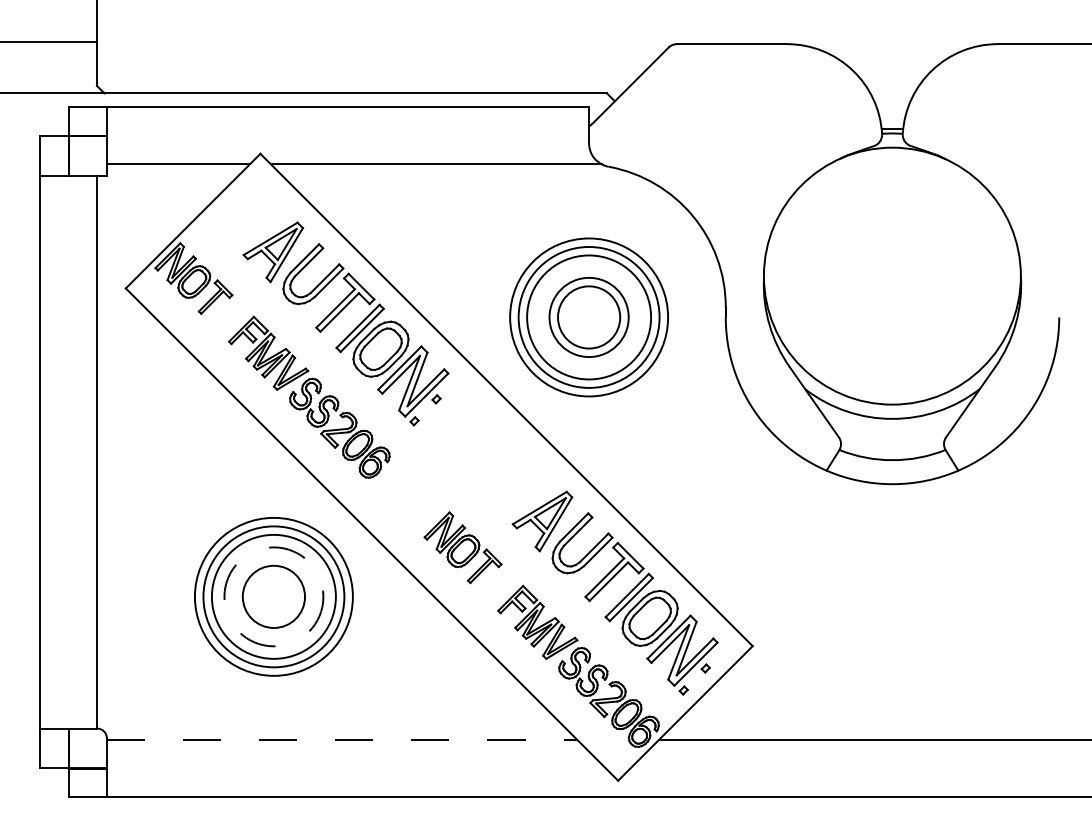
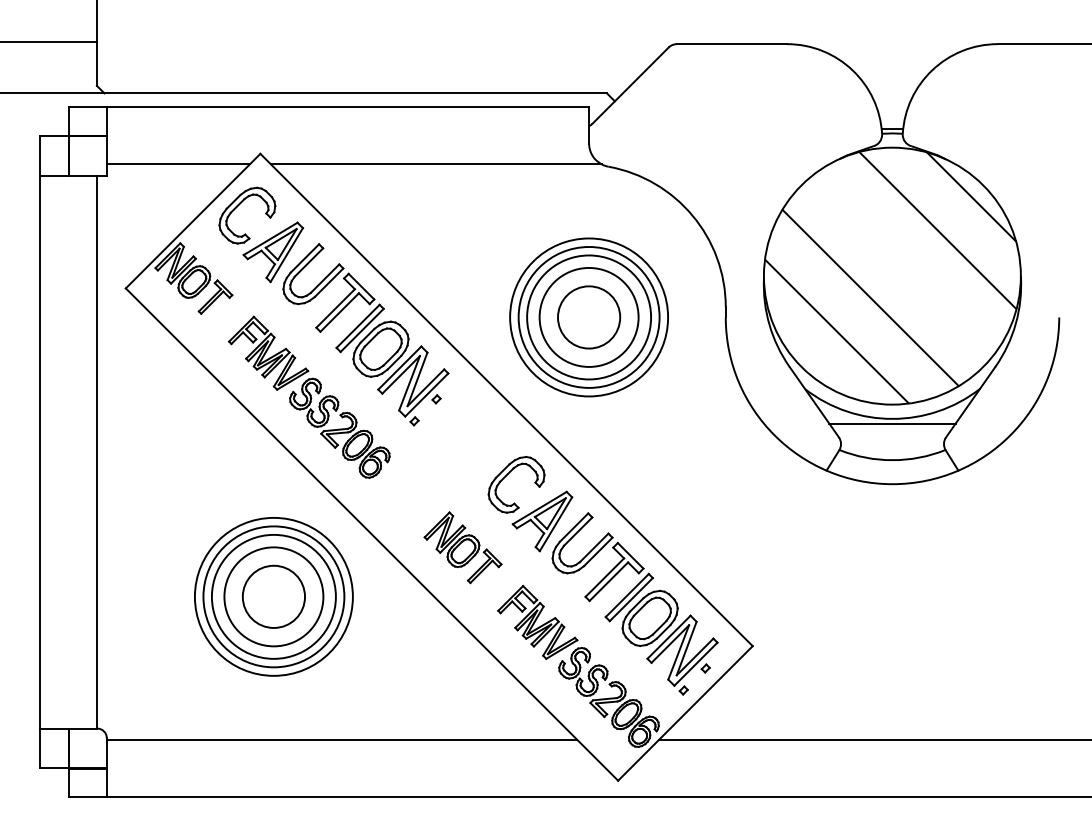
part: none -> present (238, 206)
hatch: none -> present (890, 277)
circle diameter: 79 px -> 99 px (588, 316)
line: none -> present (892, 423)
part: none -> present (507, 475)
circle: dashed -> solid (273, 596)
line: dashed -> solid (342, 740)
